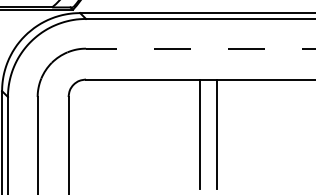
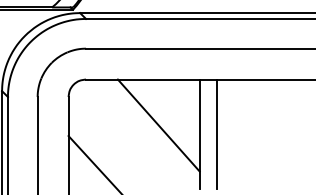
line: dashed -> solid (201, 48)
line: none -> present (158, 125)
line: none -> present (93, 163)
